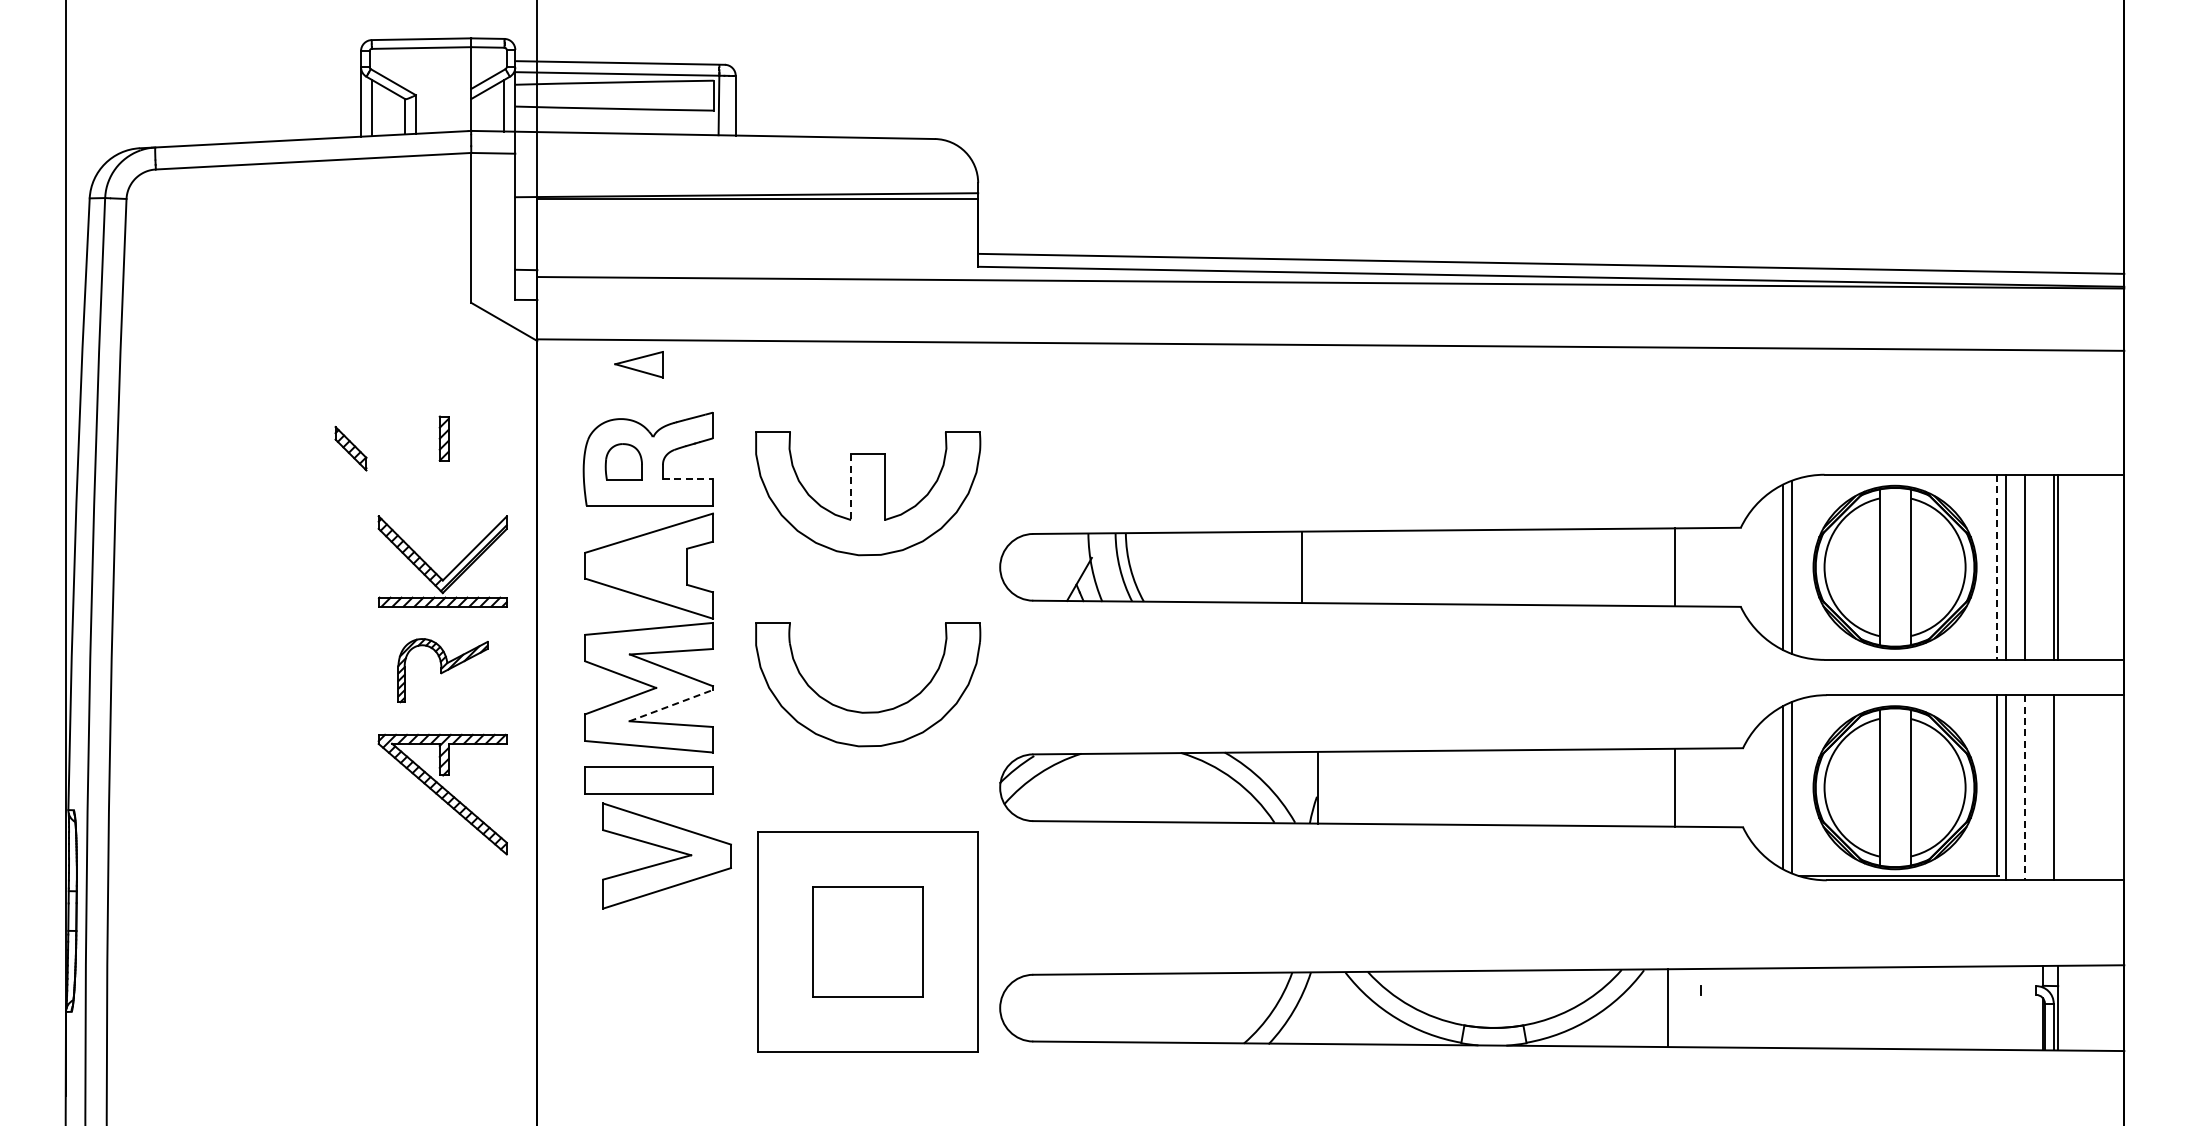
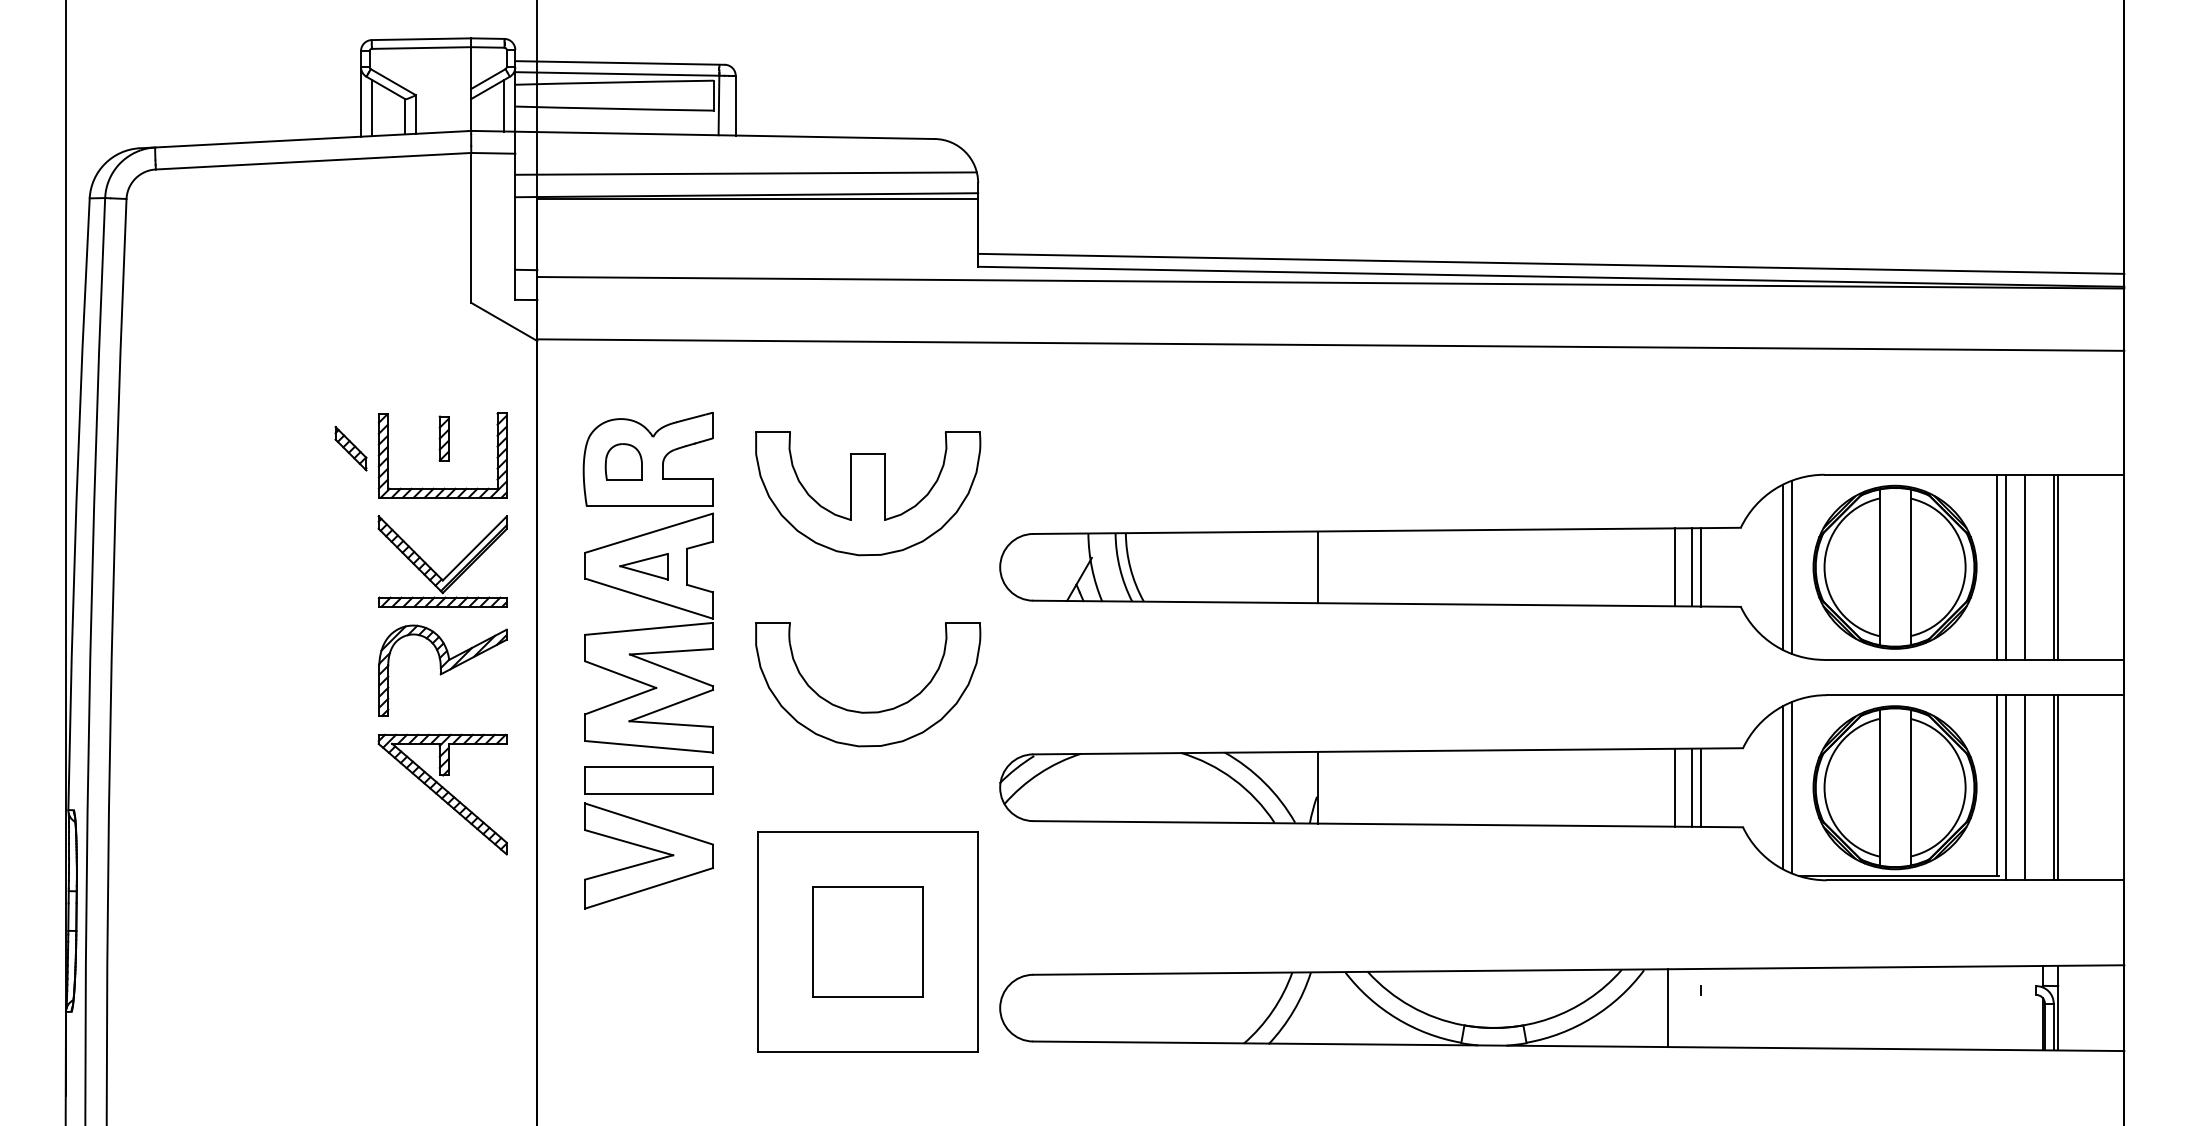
line: none -> present (745, 173)
part position: (638, 364) -> (643, 566) (643, 566)
line: dashed -> solid (687, 479)
part: none -> present (444, 487)
line: dashed -> solid (851, 487)
line position: (1301, 567) -> (1317, 567) (1317, 567)
line: none -> present (1692, 567)
line: none -> present (1701, 567)
line: dashed -> solid (1997, 567)
part size: 92x66 px -> 130x93 px (442, 670)
line: dashed -> solid (671, 705)
line: none -> present (1692, 787)
line: none -> present (1701, 787)
line: dashed -> solid (2025, 787)
line: none -> present (2058, 787)
part position: (666, 855) -> (648, 855) (648, 855)
